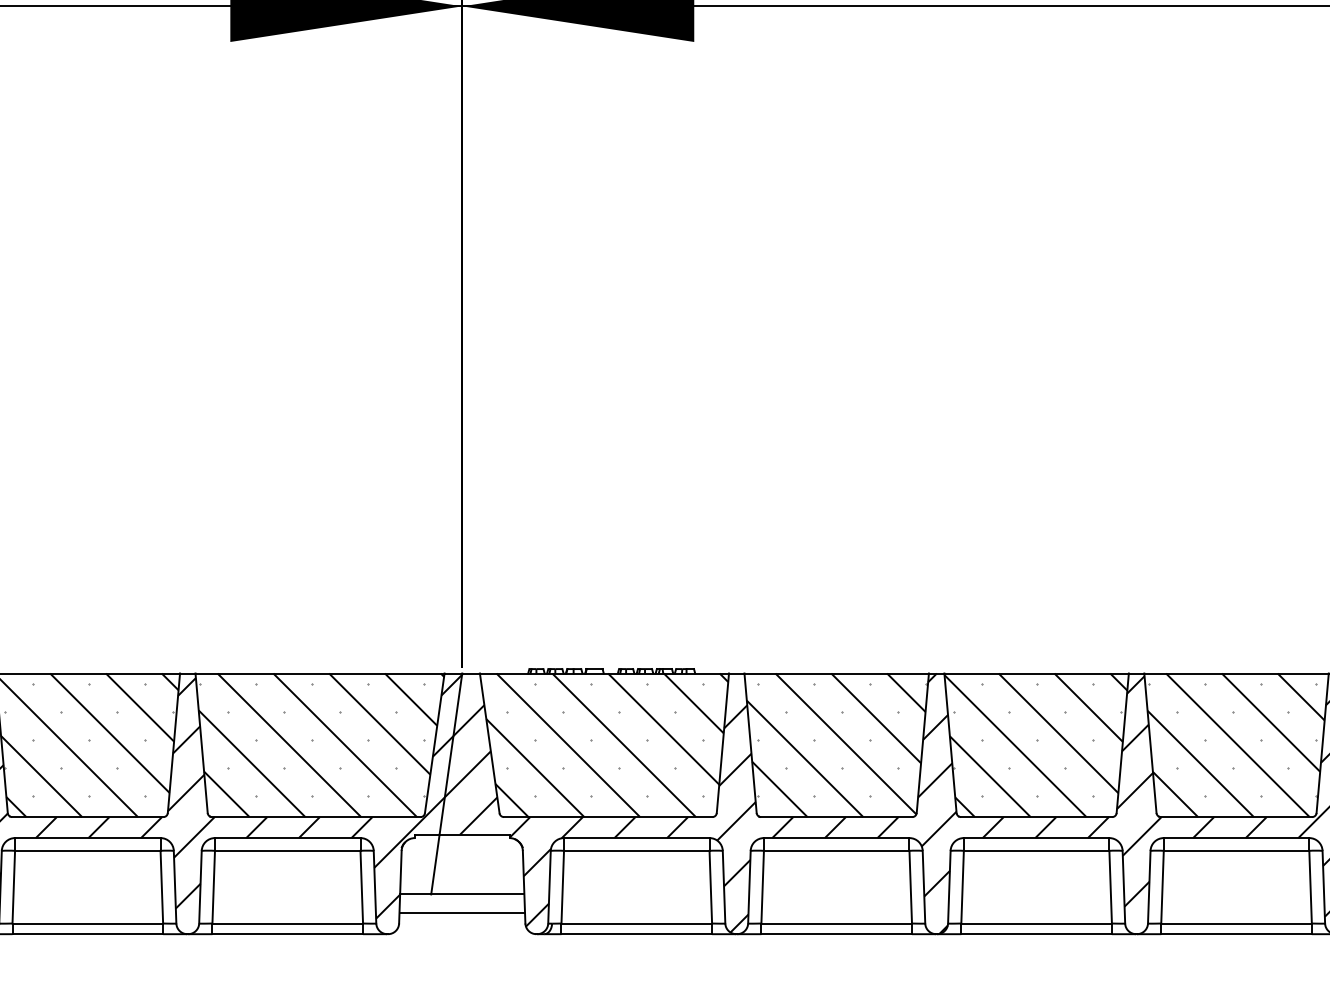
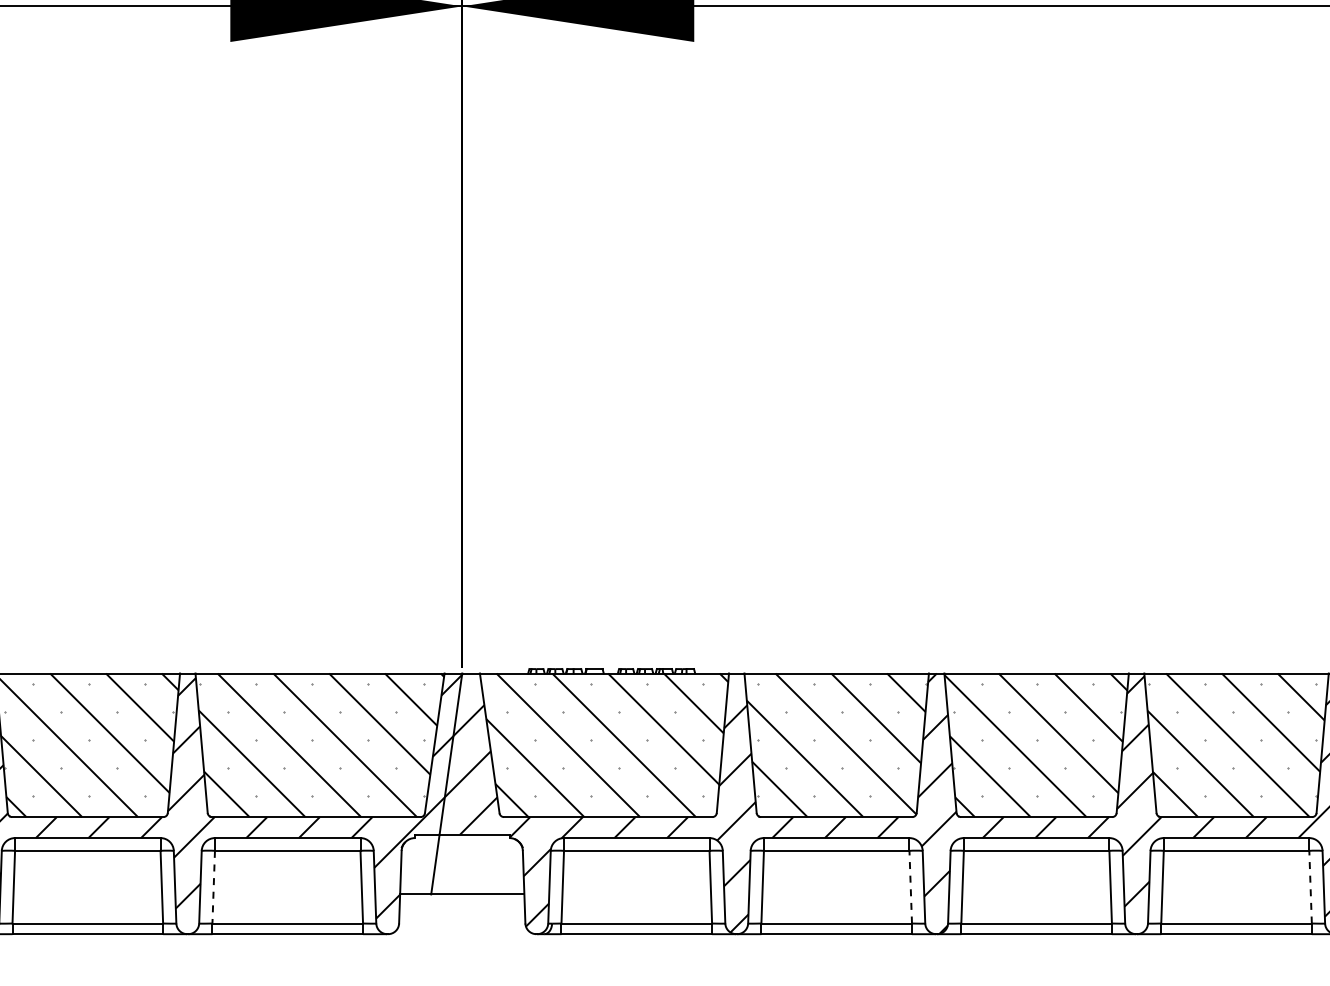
line: solid -> dashed (910, 886)
line: solid -> dashed (1310, 886)
line: solid -> dashed (213, 887)
line: present -> none (462, 912)
